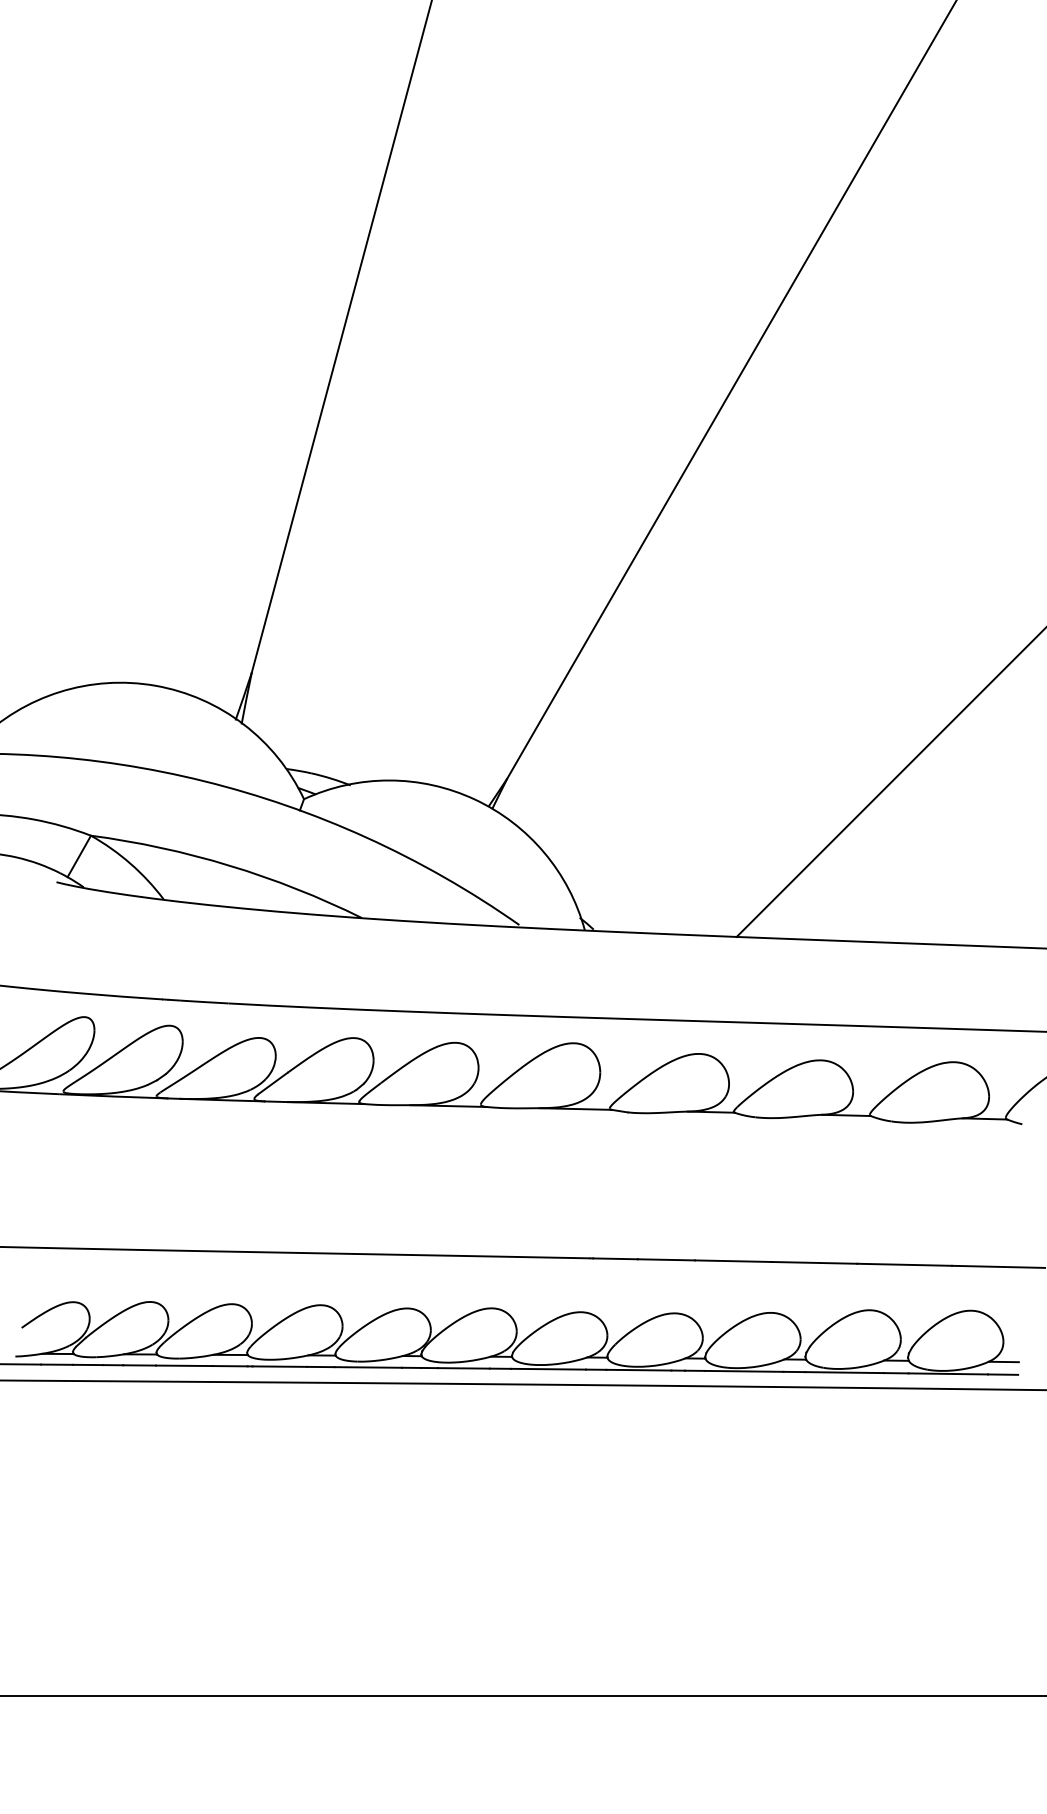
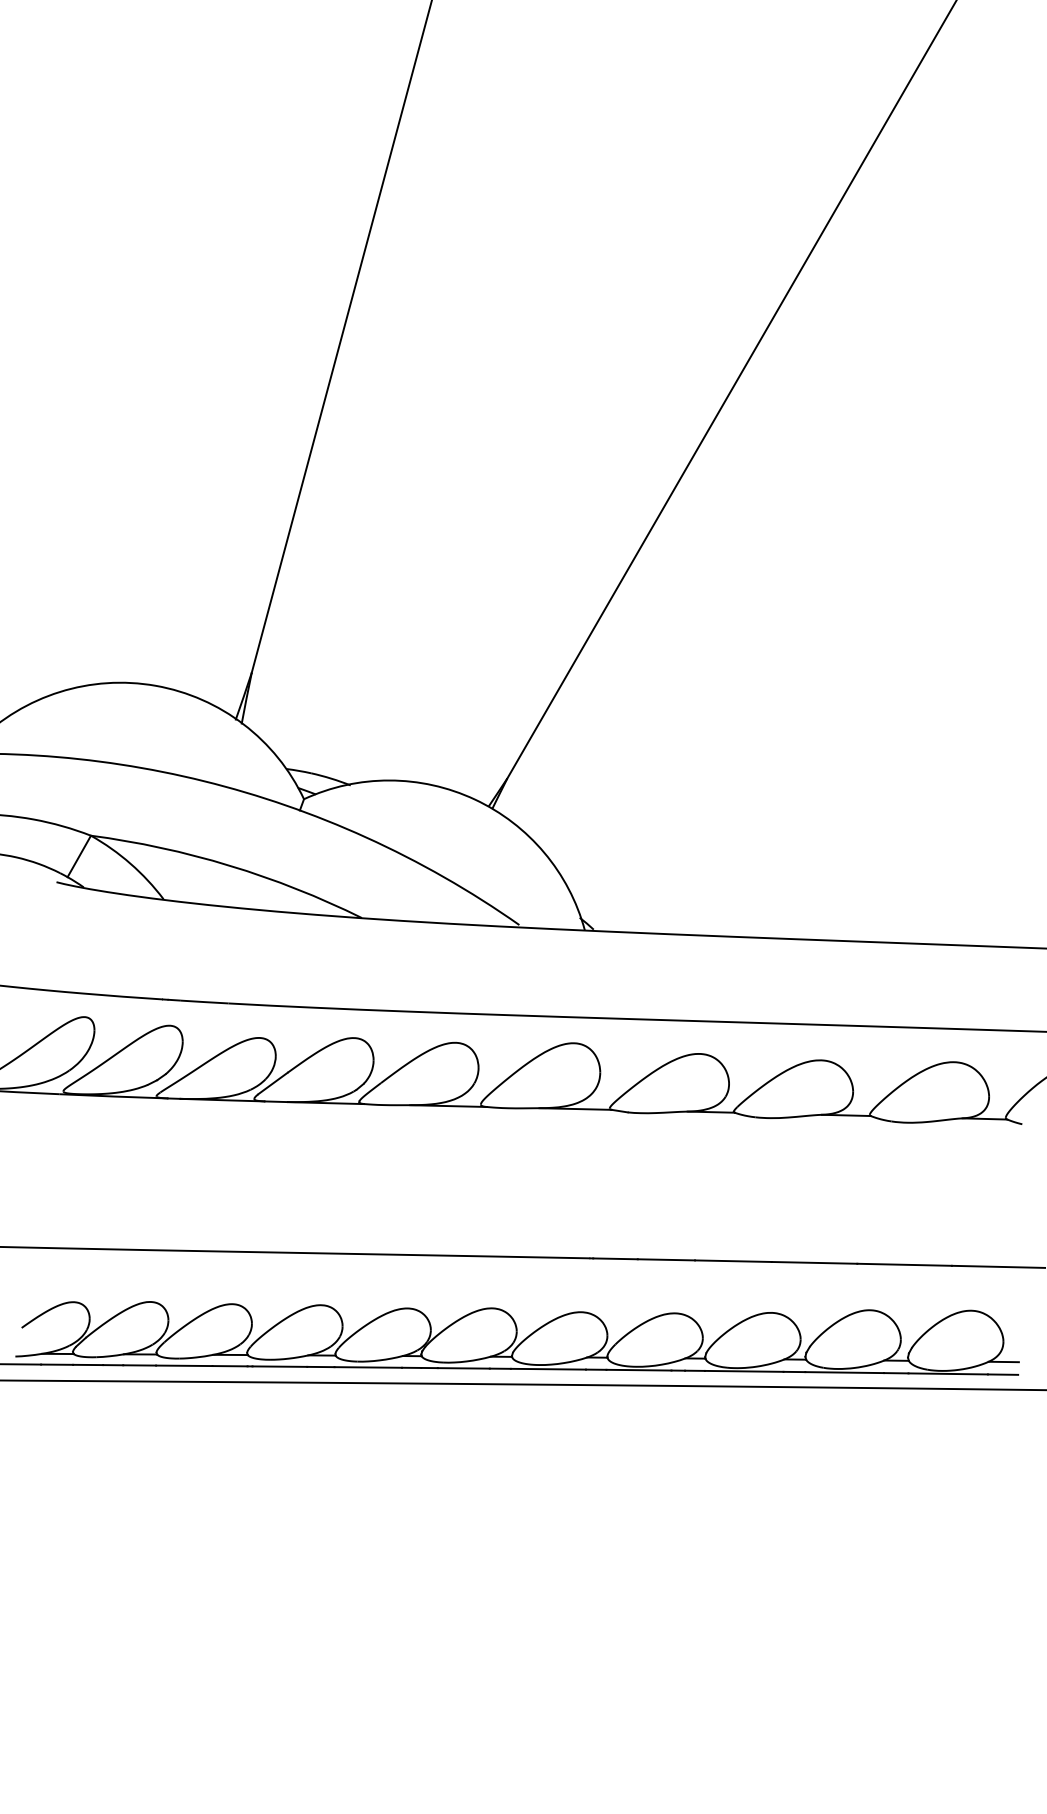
line: present -> none (889, 782)
line: present -> none (522, 1696)
